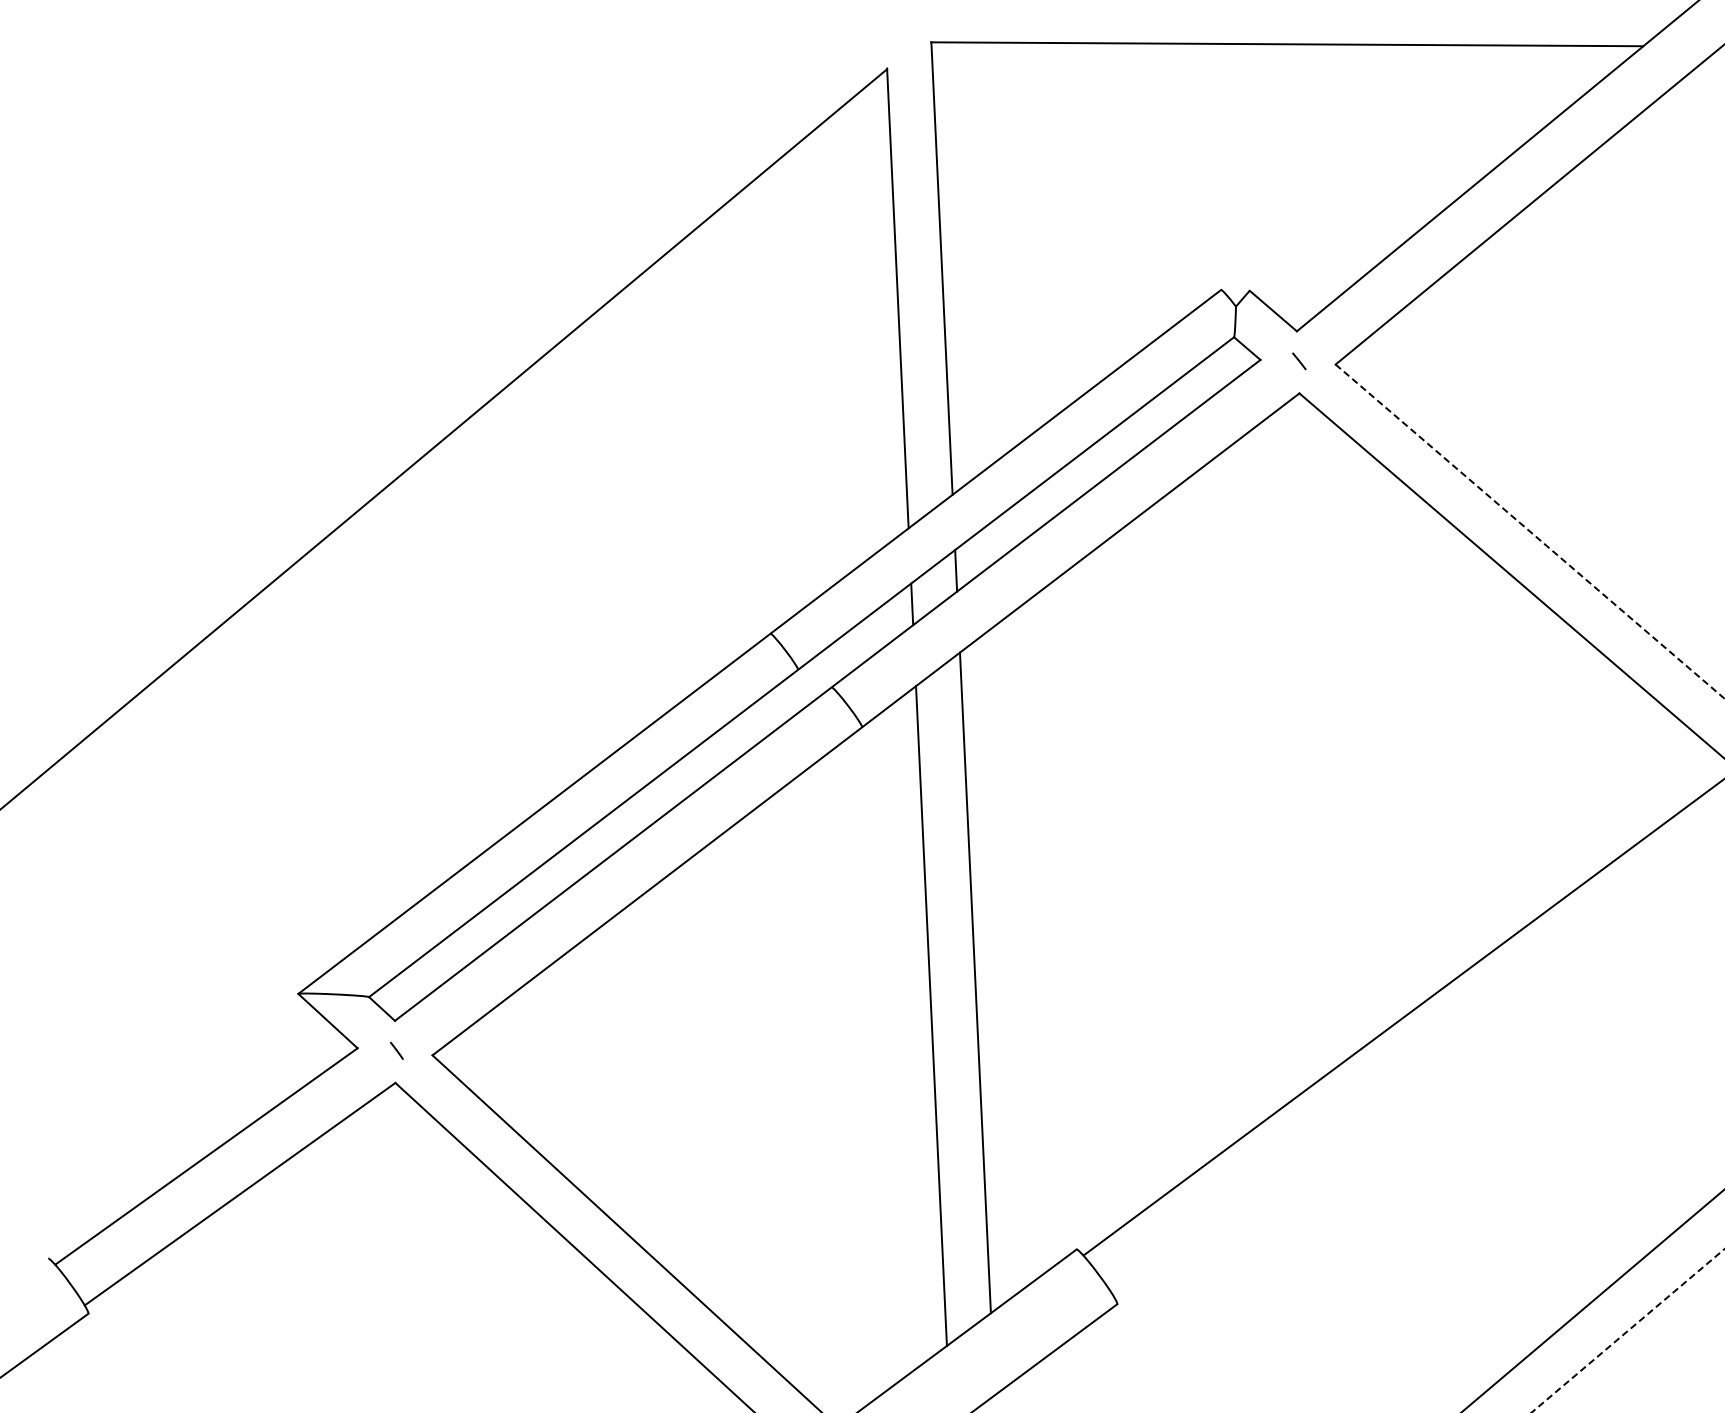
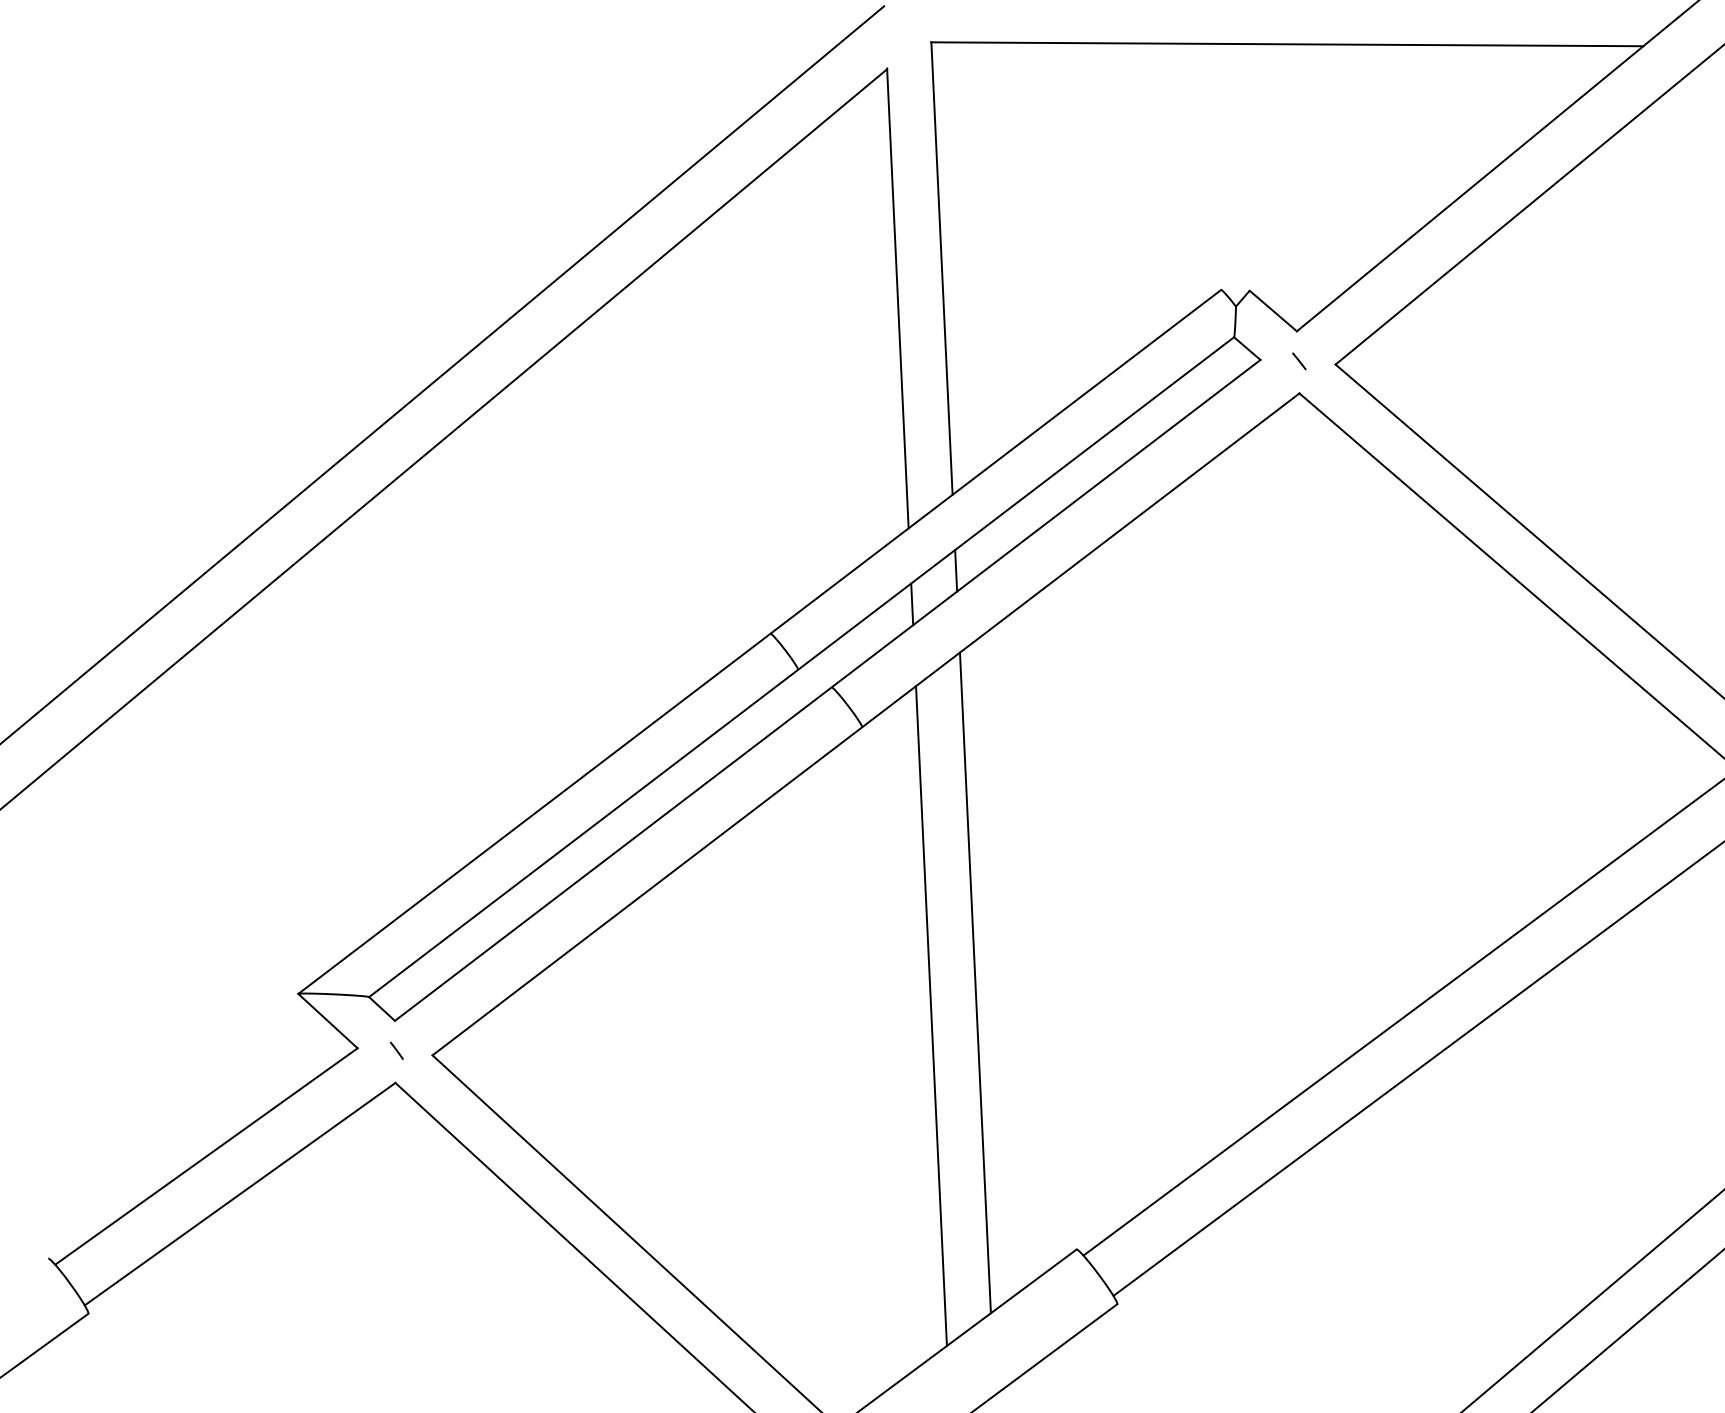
line: none -> present (443, 374)
line: dashed -> solid (1530, 531)
line: none -> present (1417, 1069)
line: dashed -> solid (1627, 1331)
